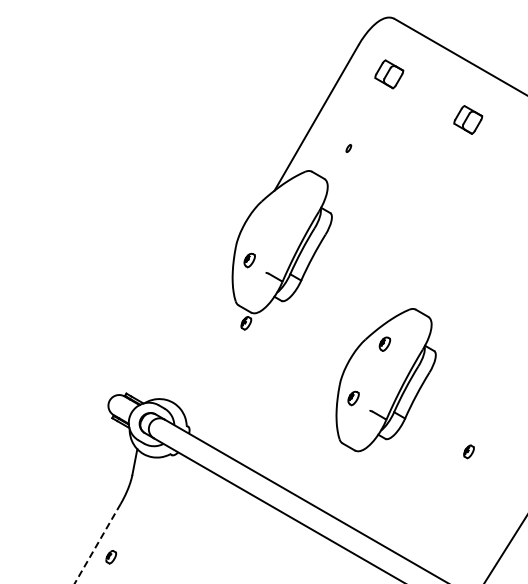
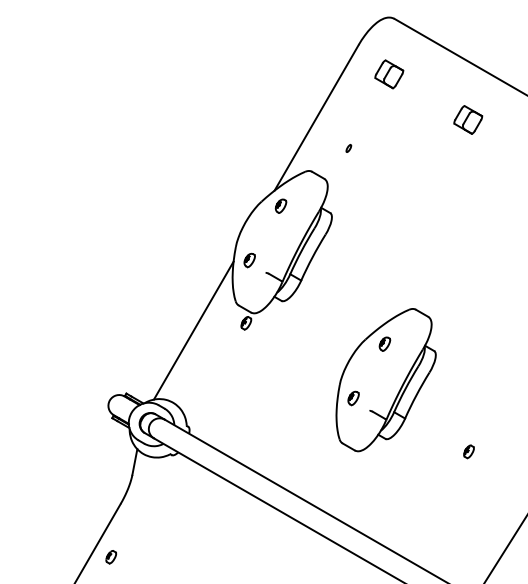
part: none -> present (280, 205)
line: none -> present (193, 330)
line: dashed -> solid (97, 543)
